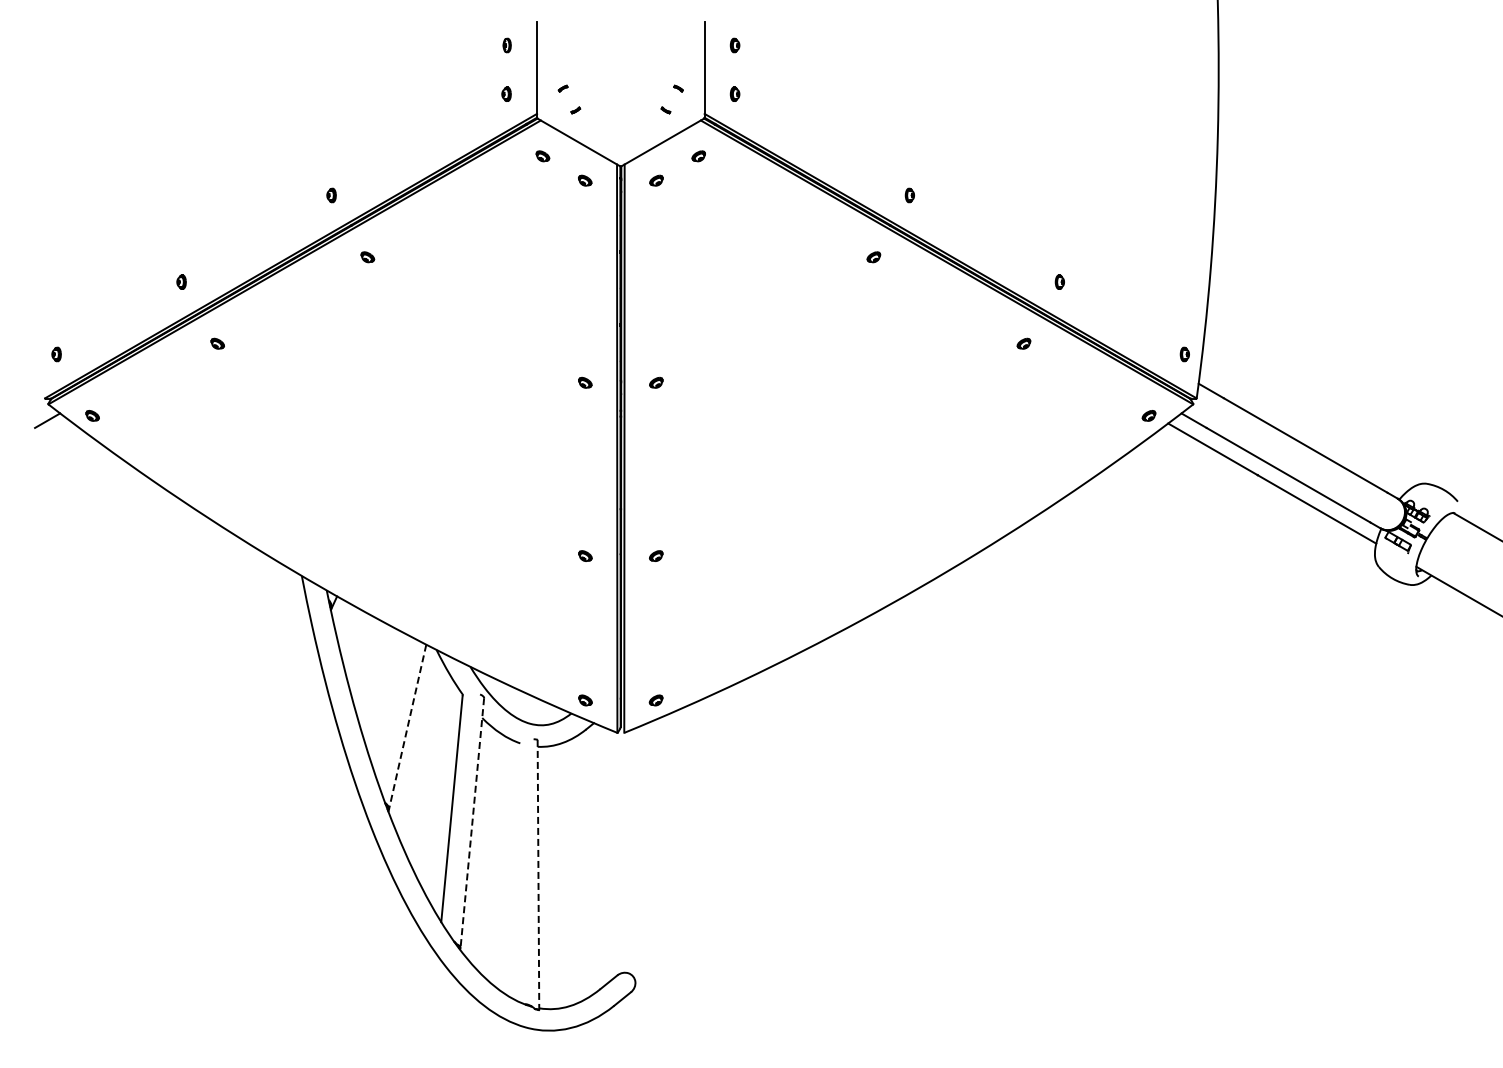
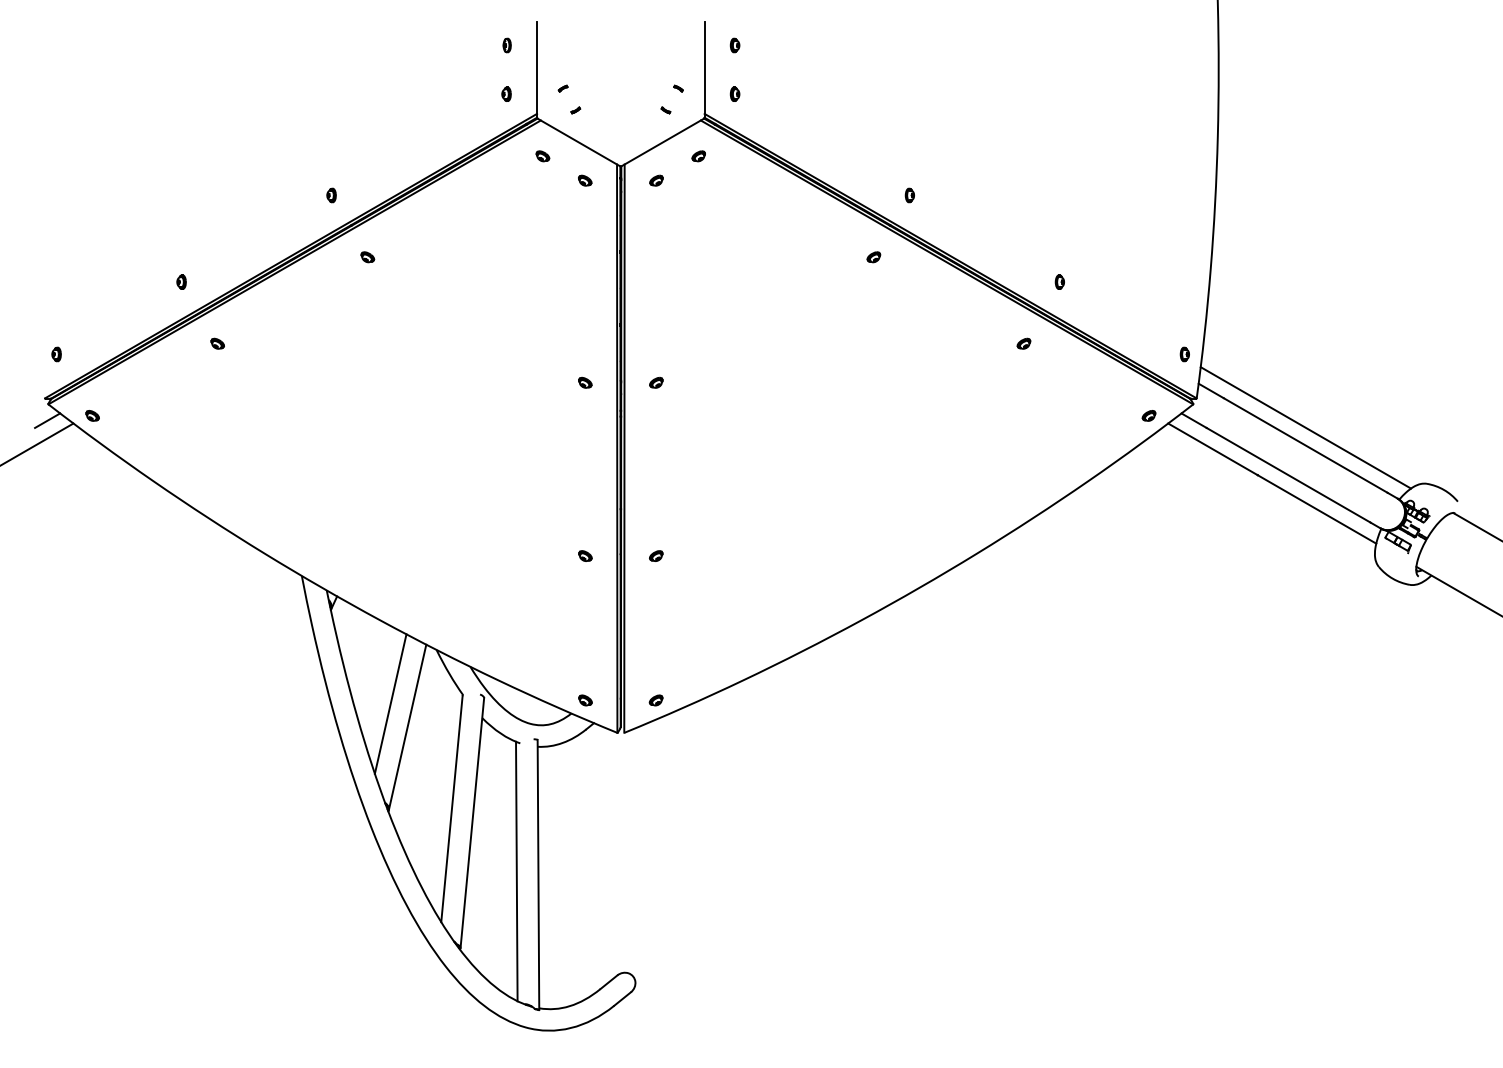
line: none -> present (1305, 427)
line: none -> present (37, 443)
line: none -> present (390, 703)
line: dashed -> solid (407, 727)
line: dashed -> solid (472, 823)
line: none -> present (516, 871)
line: dashed -> solid (538, 874)
